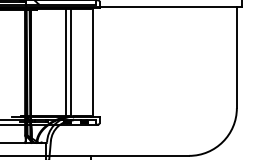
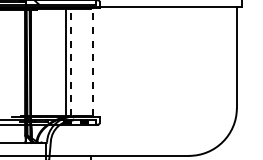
line: solid -> dashed (70, 62)
line: solid -> dashed (93, 62)
